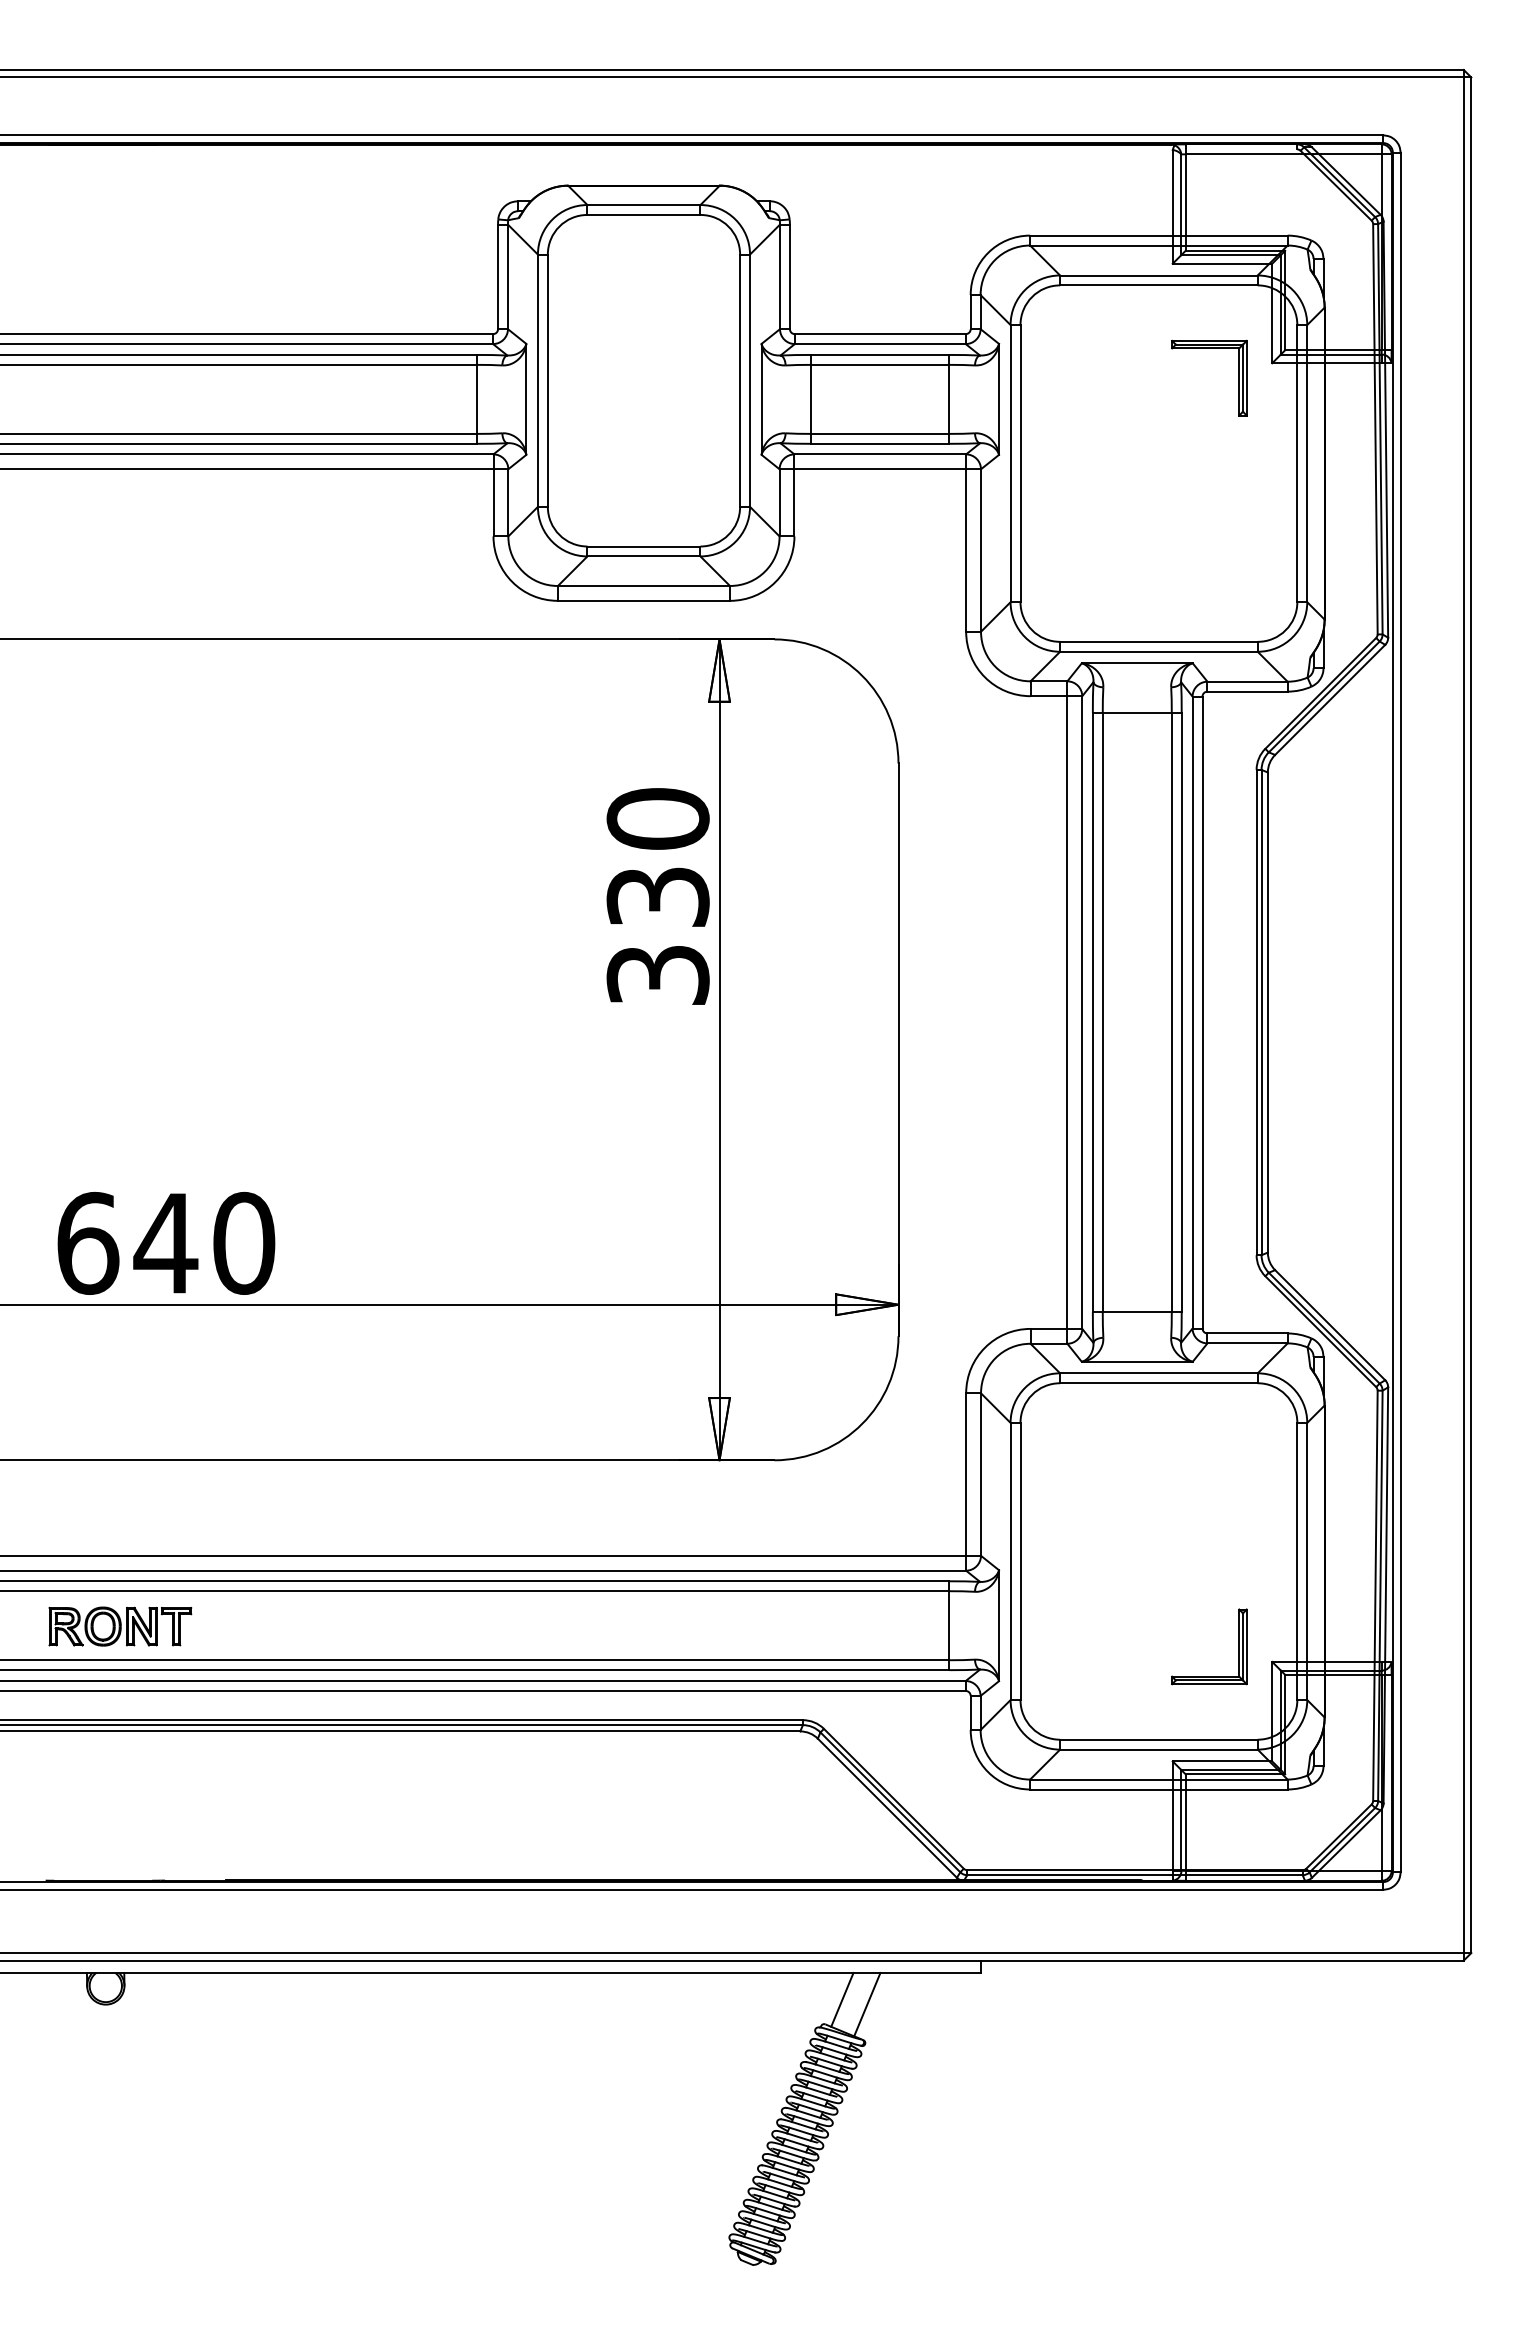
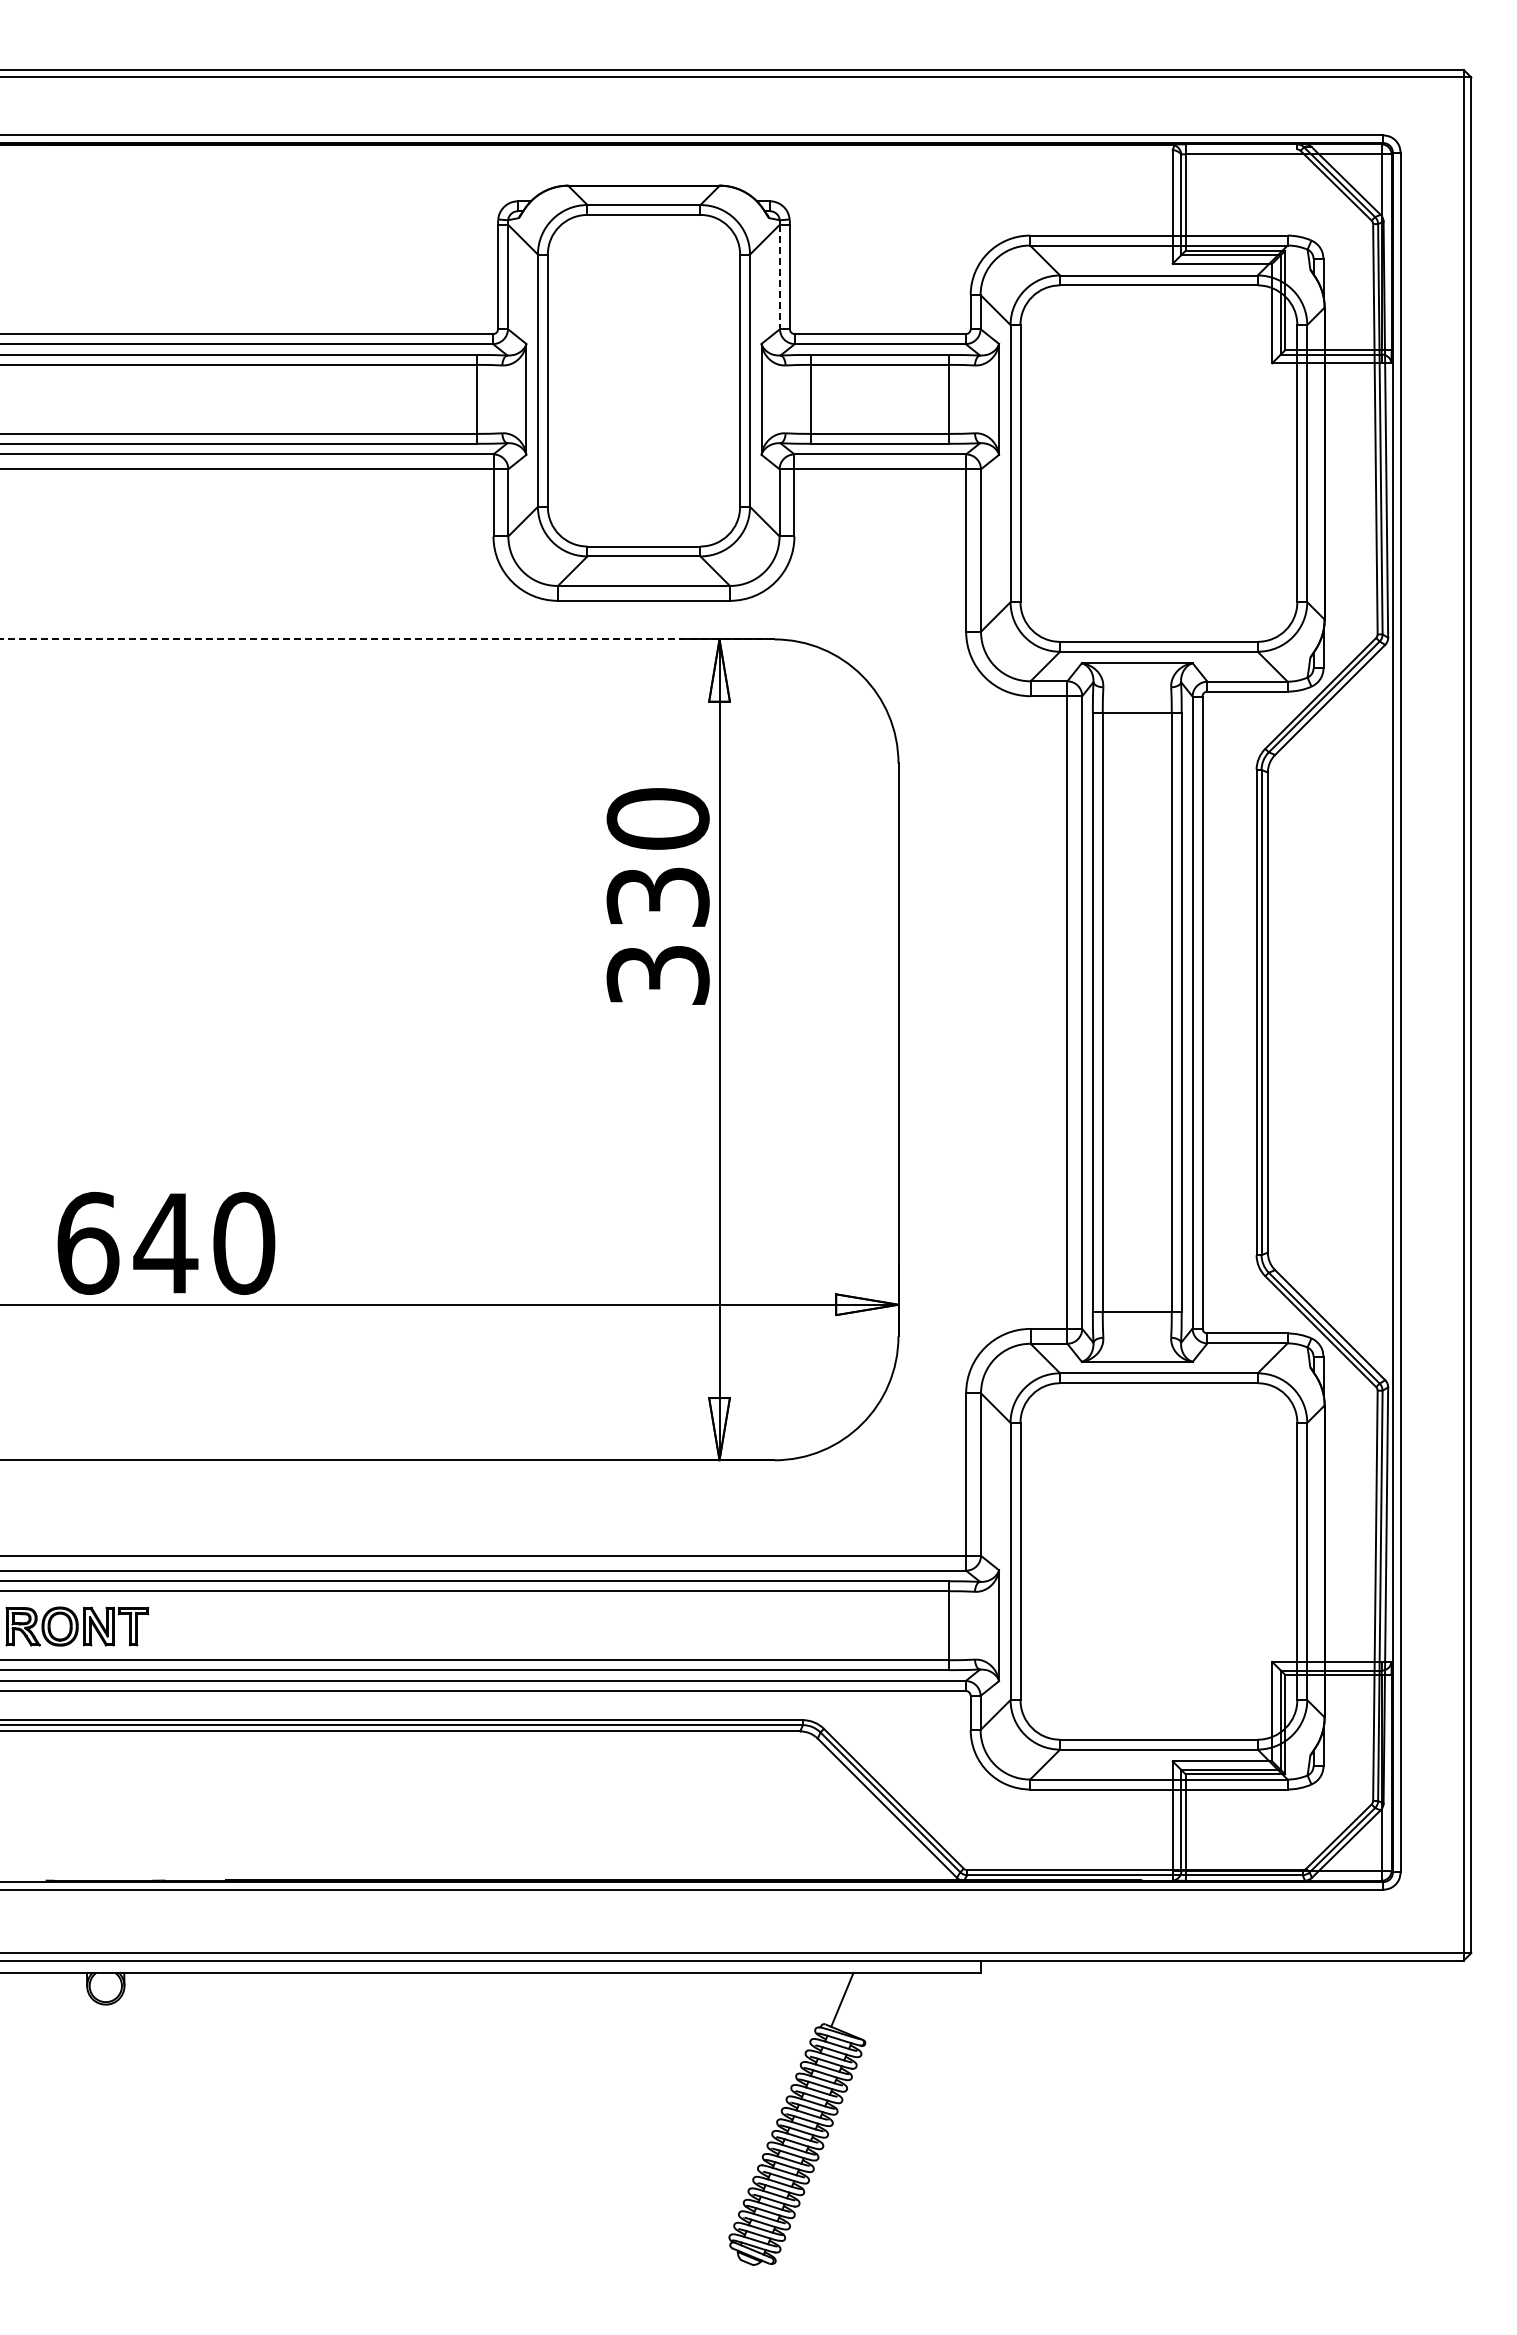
line: solid -> dashed (779, 277)
part: present -> none (1209, 348)
line: solid -> dashed (387, 639)
part position: (120, 1626) -> (77, 1626) (77, 1626)
part: present -> none (1238, 1646)
line: present -> none (867, 2004)
